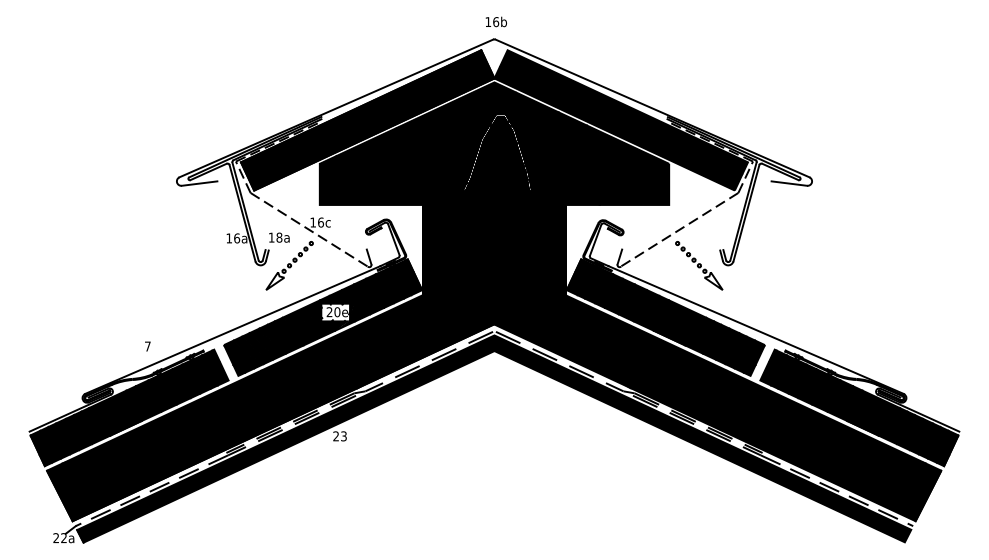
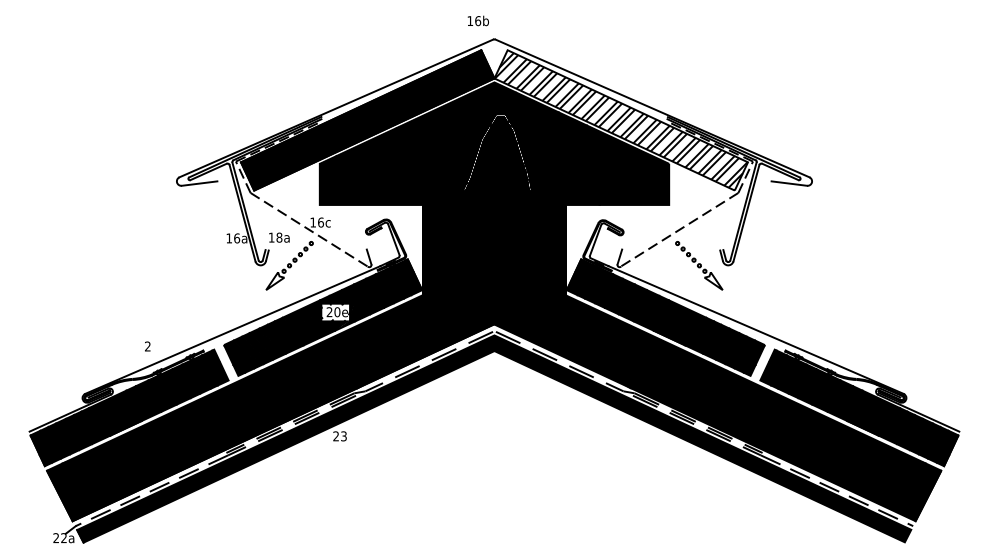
text position: (495, 21) -> (477, 20) (477, 20)
fill: present -> none (621, 120)
text: 7 -> 2 (147, 346)
